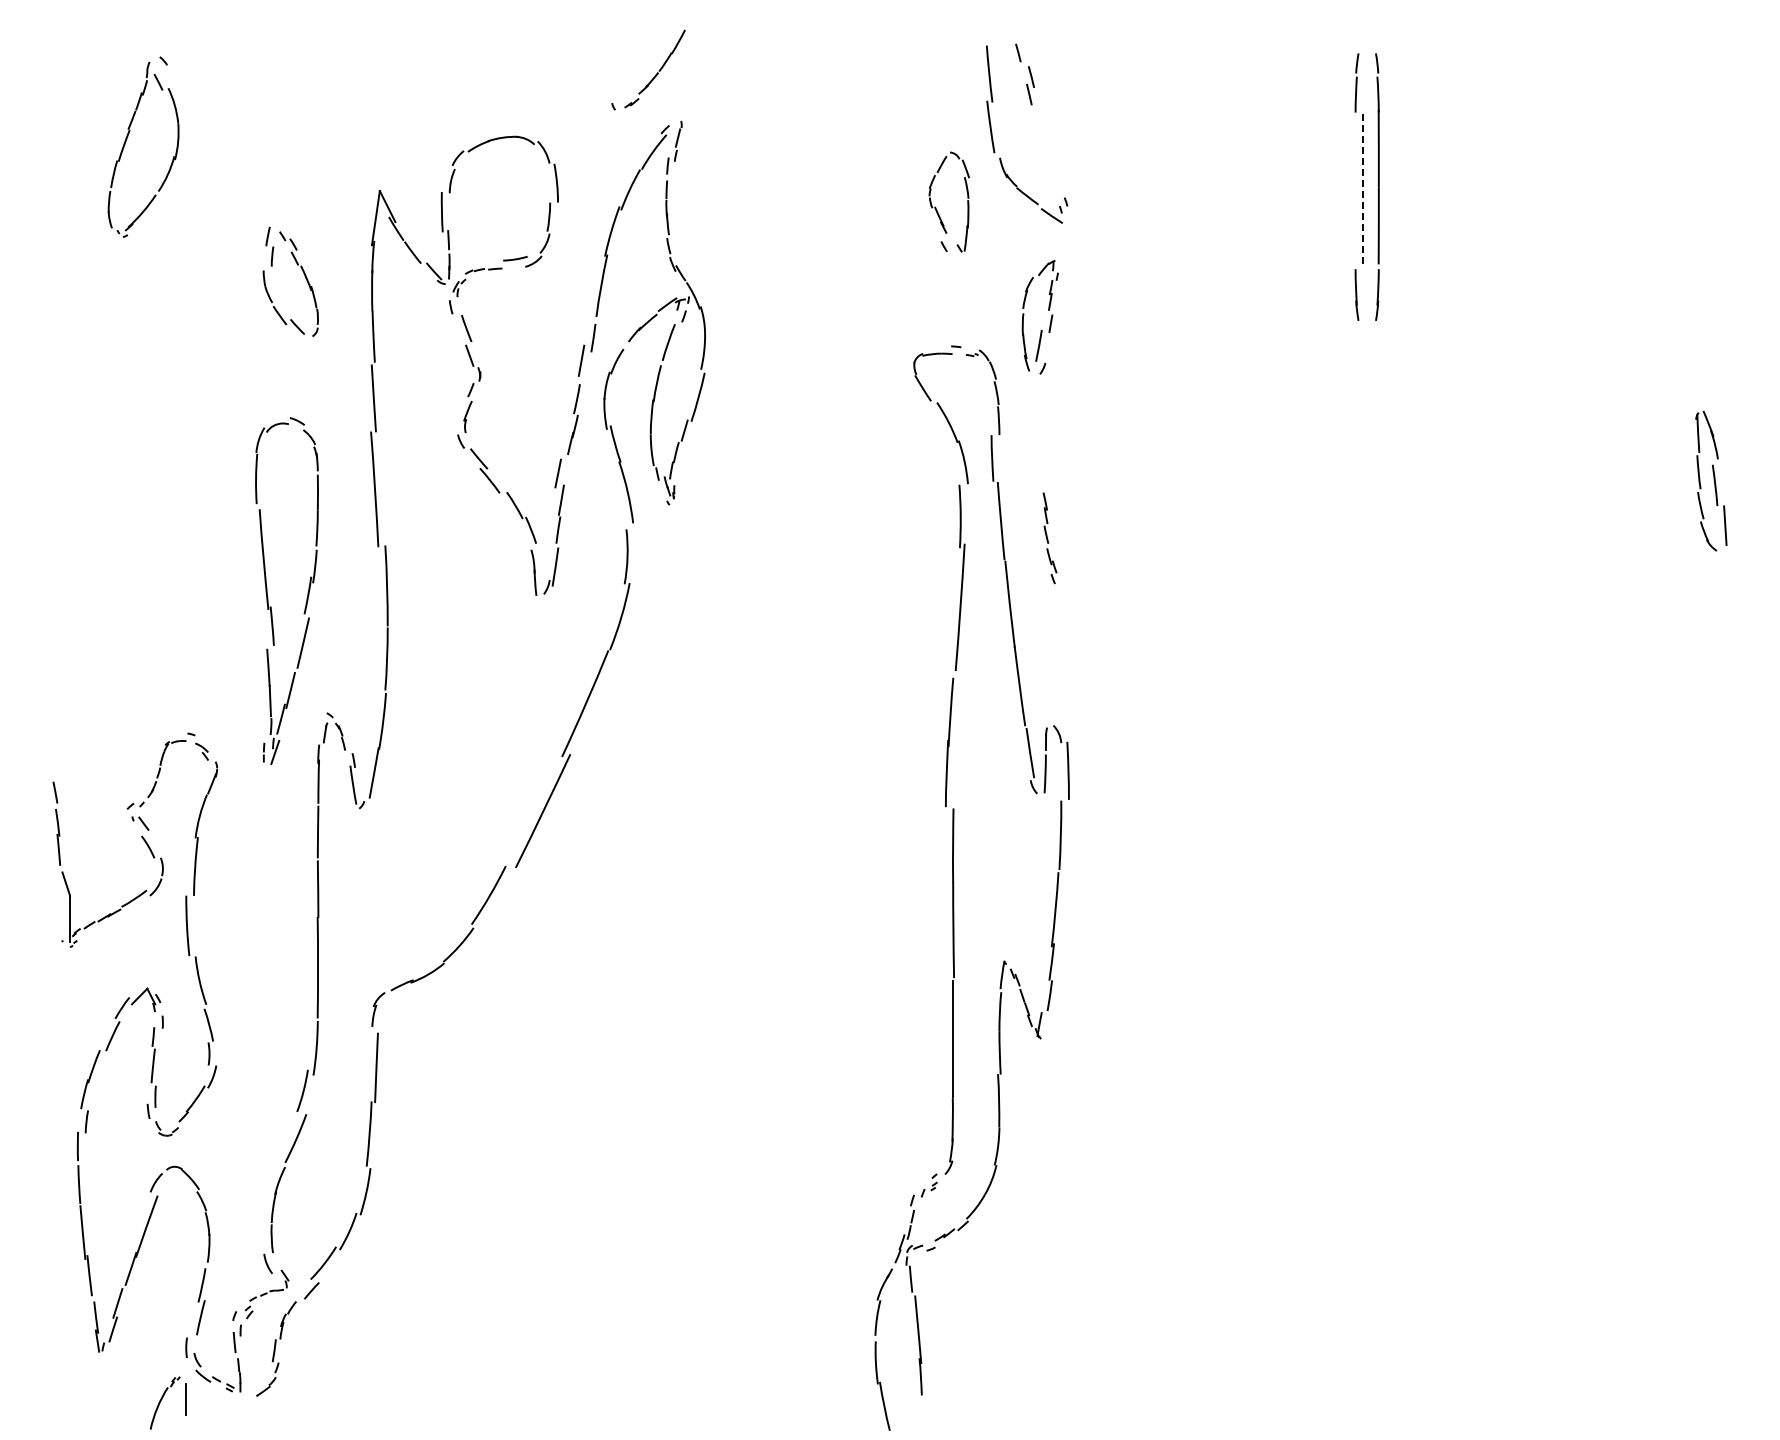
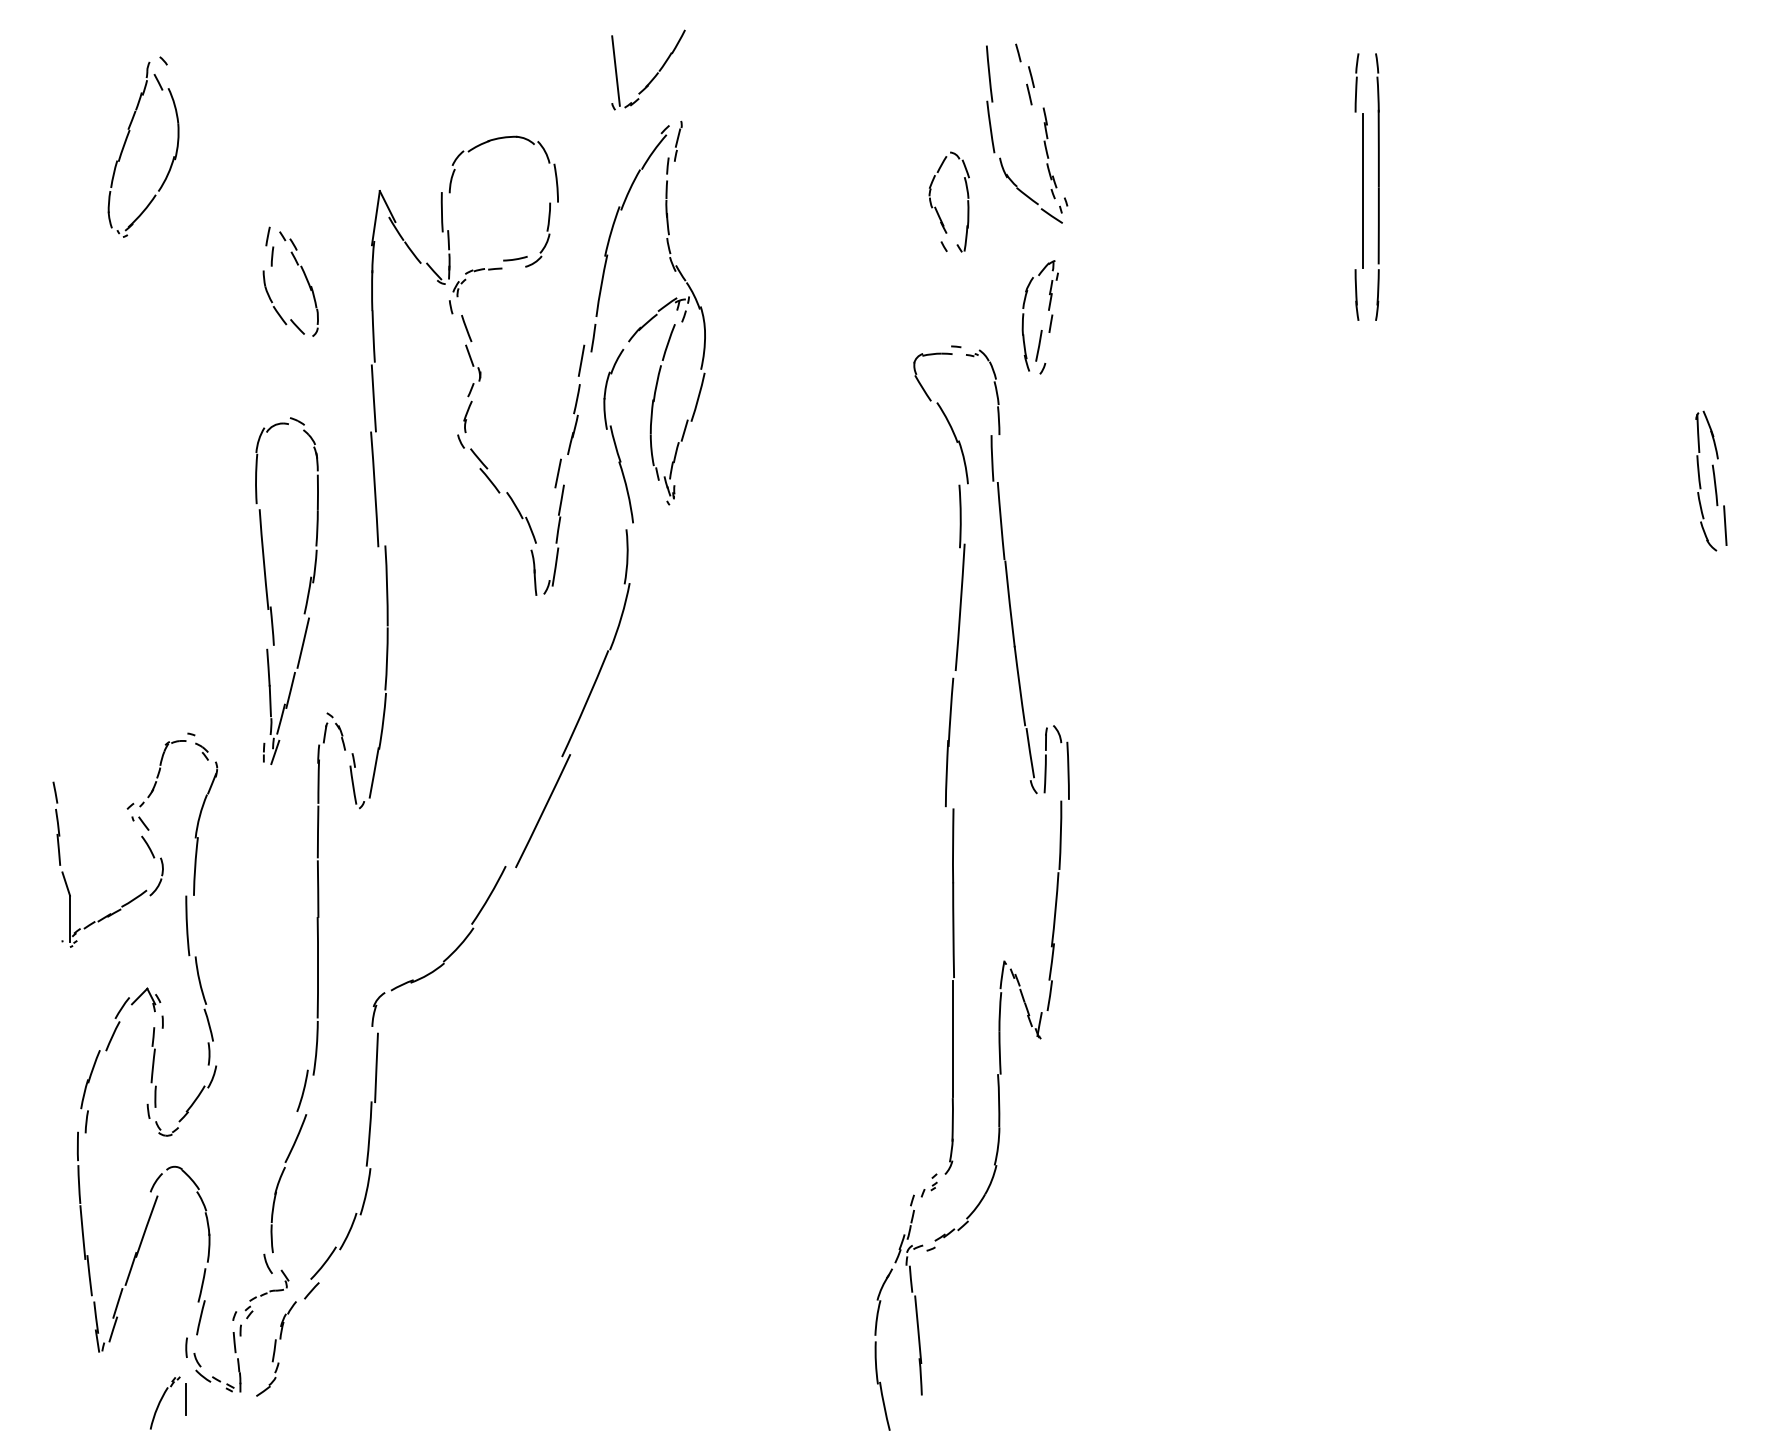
line: none -> present (615, 70)
line: dashed -> solid (1363, 191)
part position: (1049, 538) -> (1049, 153) (1049, 153)
